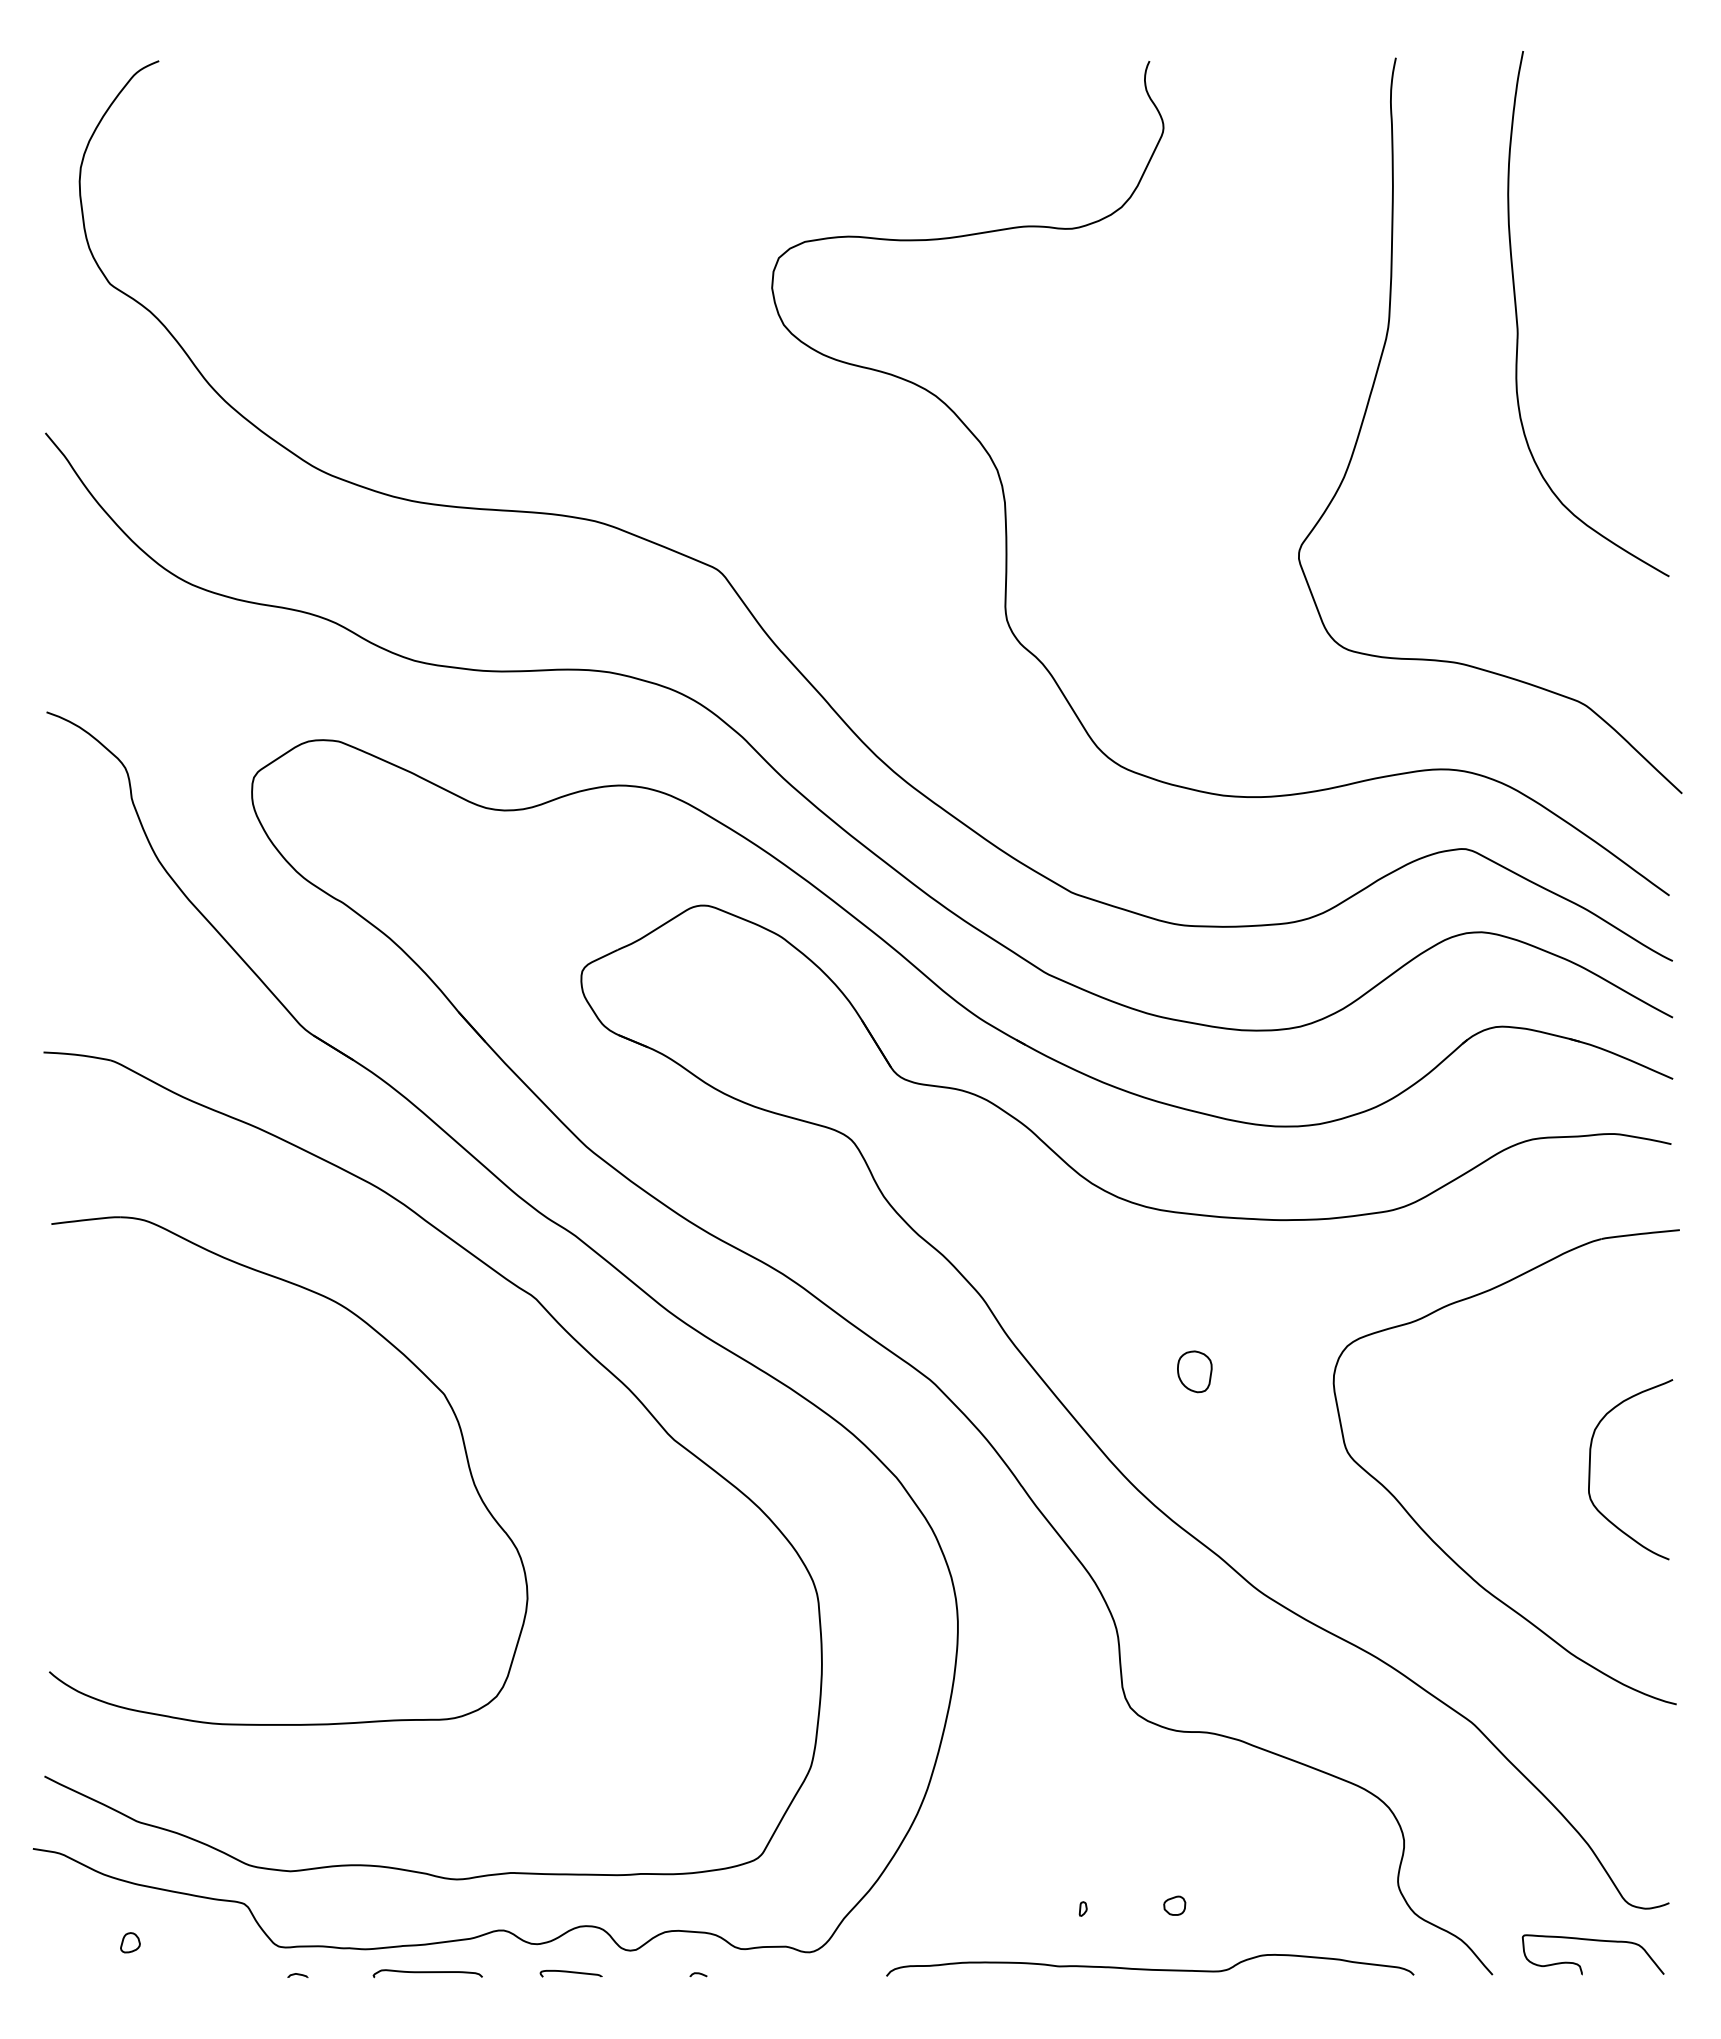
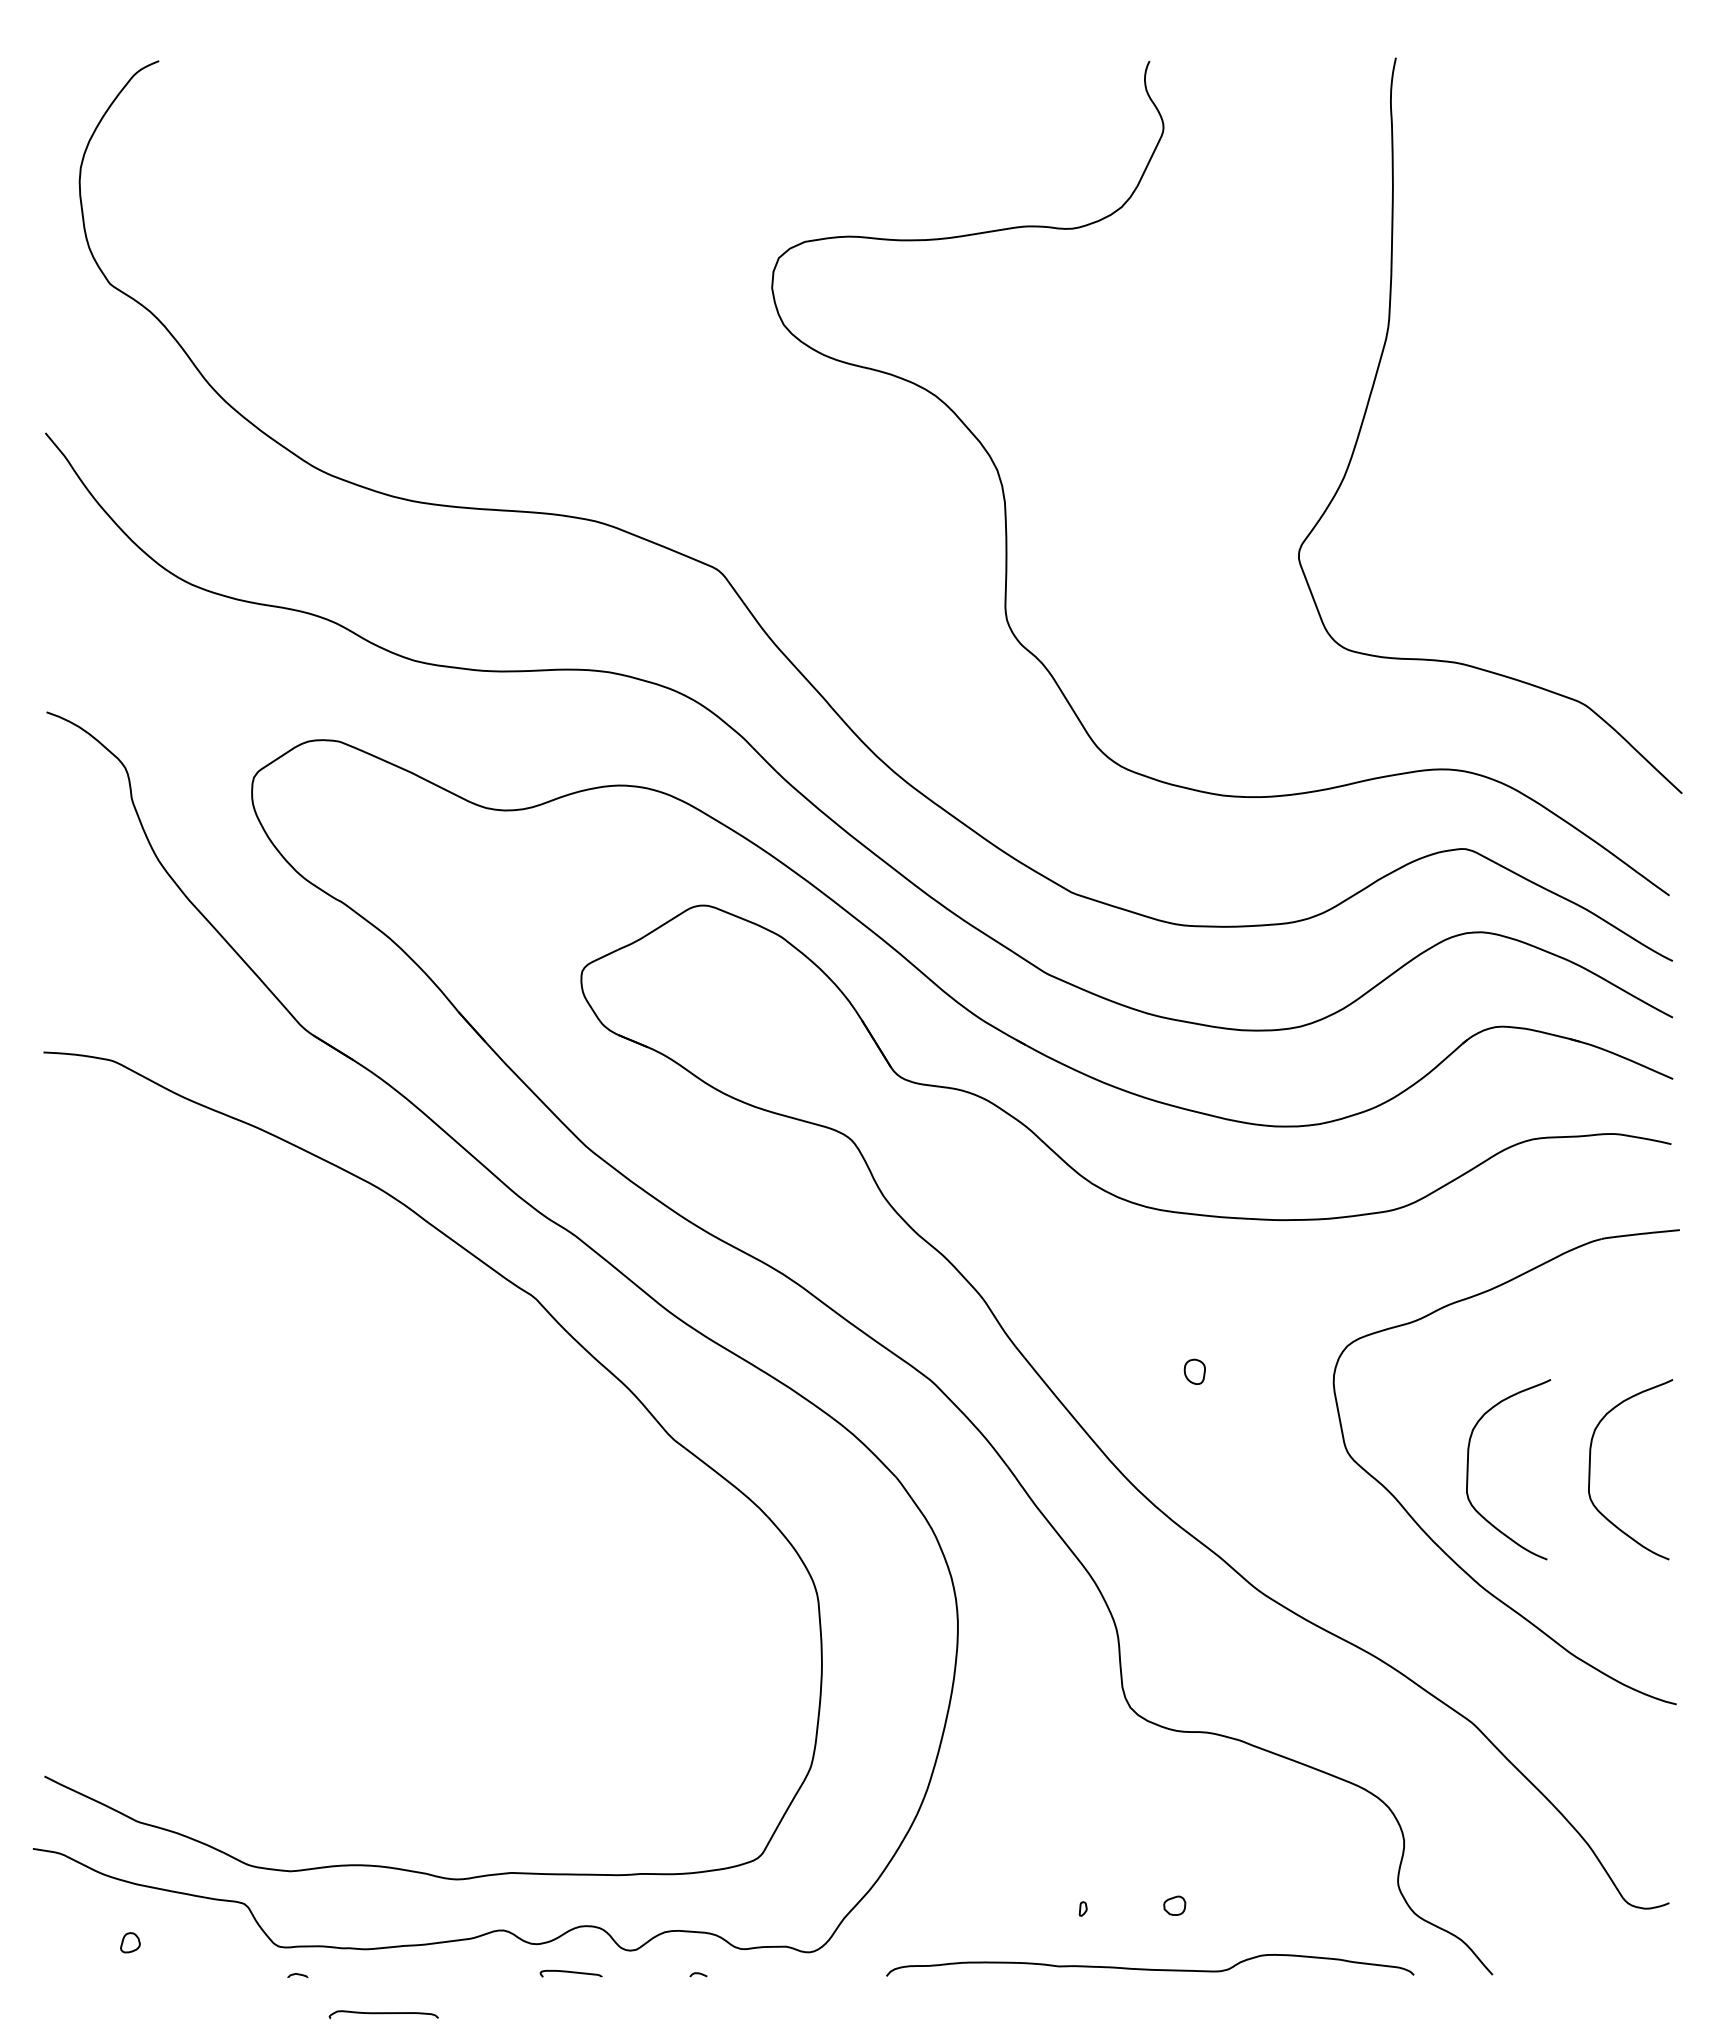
curve: present -> none (1518, 324)
part: present -> none (392, 1346)
part size: 36x44 px -> 23x27 px (1194, 1371)
curve: none -> present (1468, 1469)
curve: present -> none (1595, 1941)
curve position: (427, 1973) -> (383, 2014) (383, 2014)
